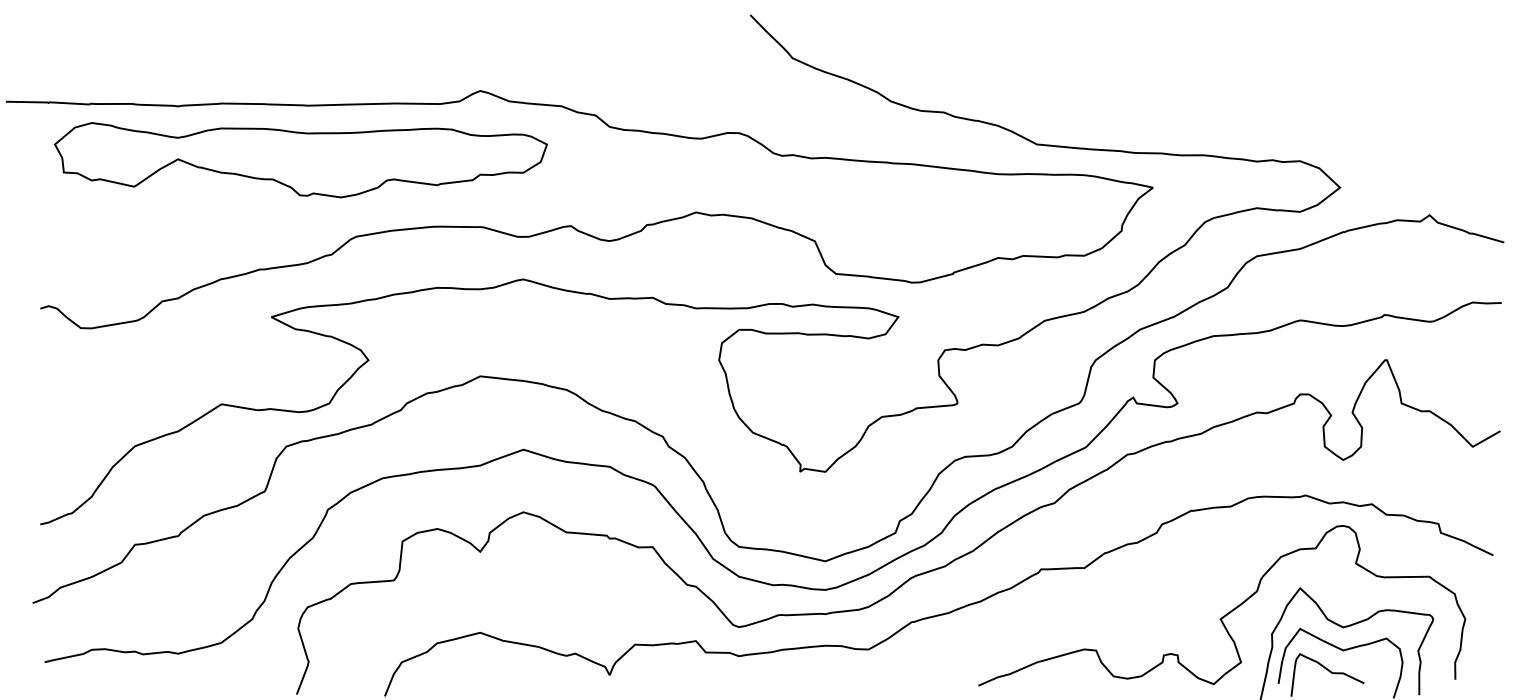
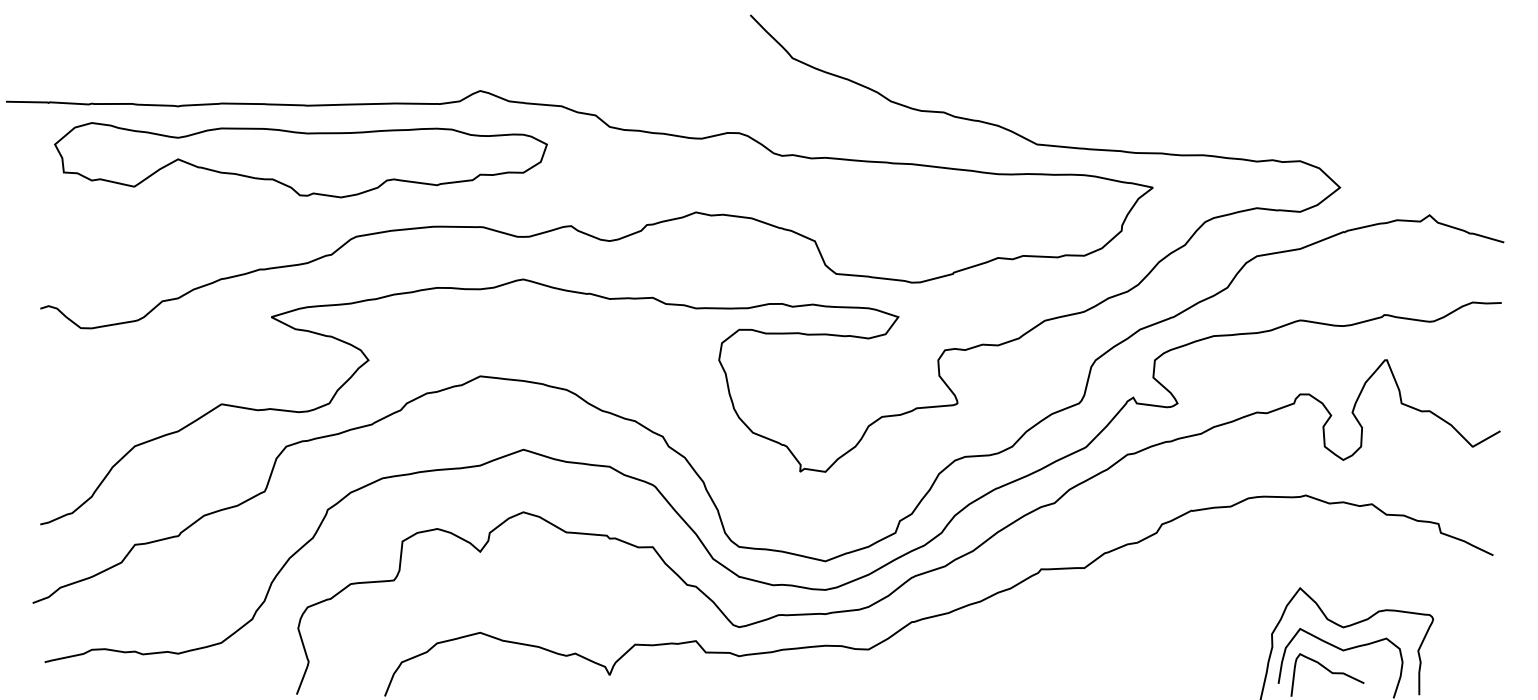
curve: present -> none (1226, 613)
